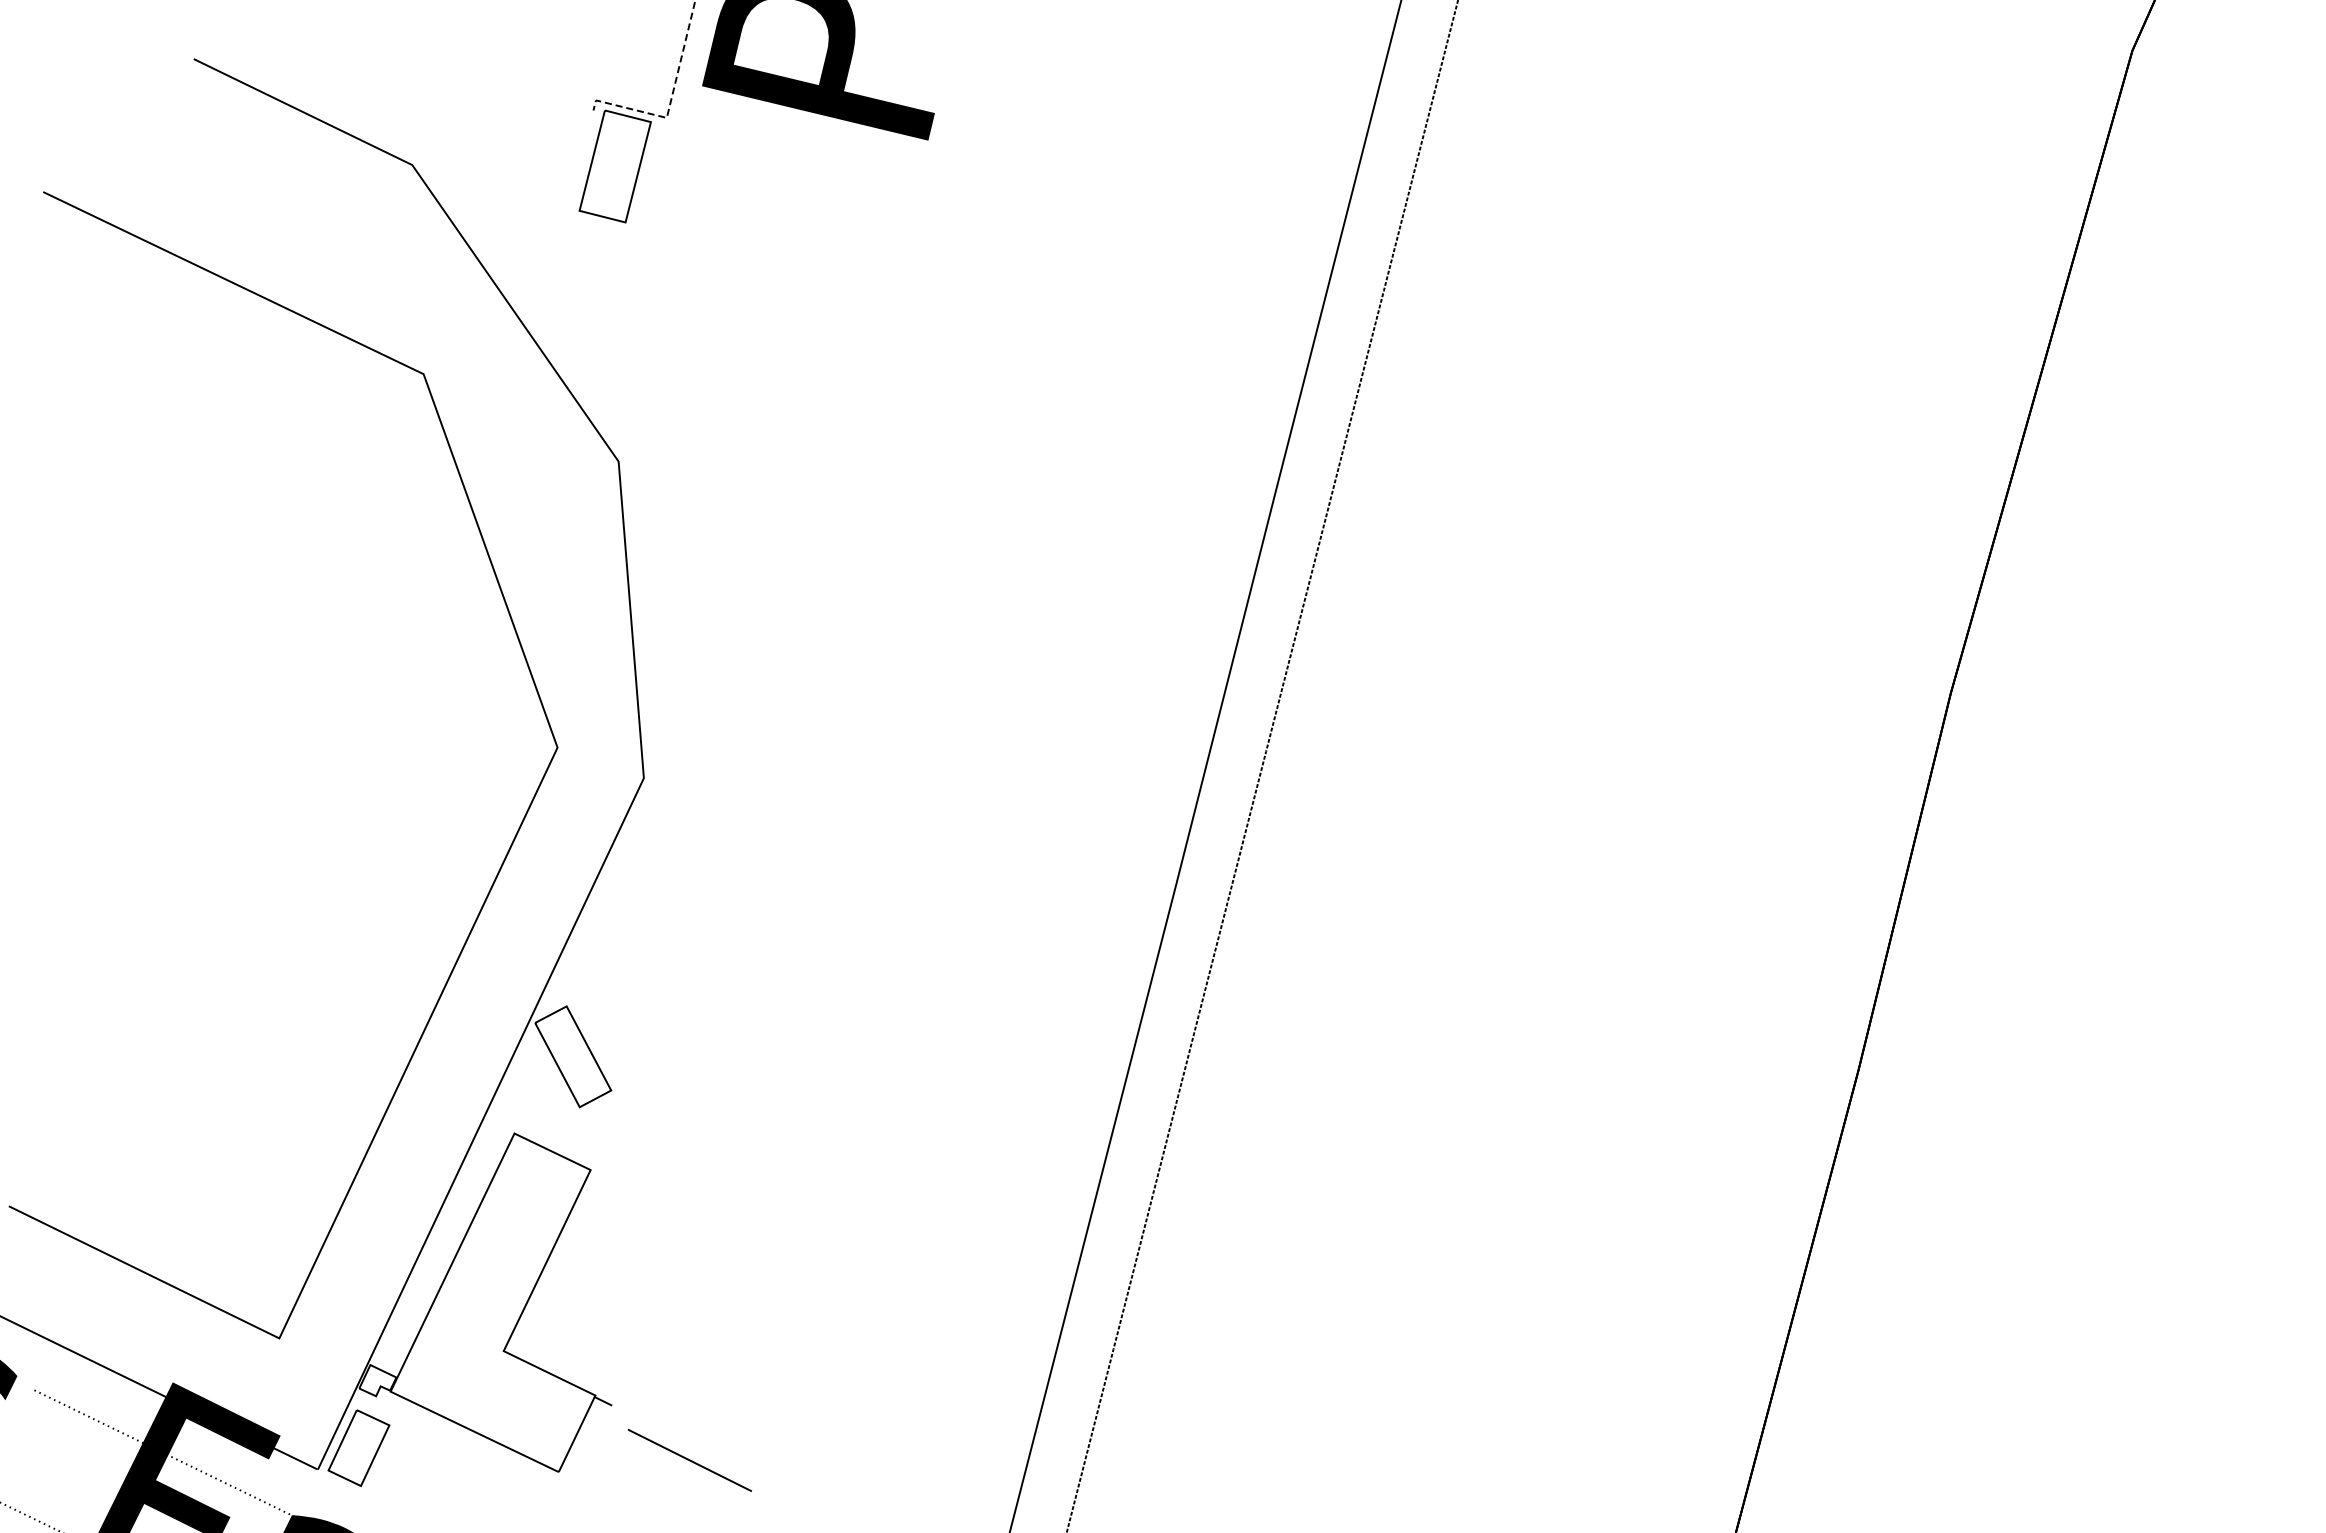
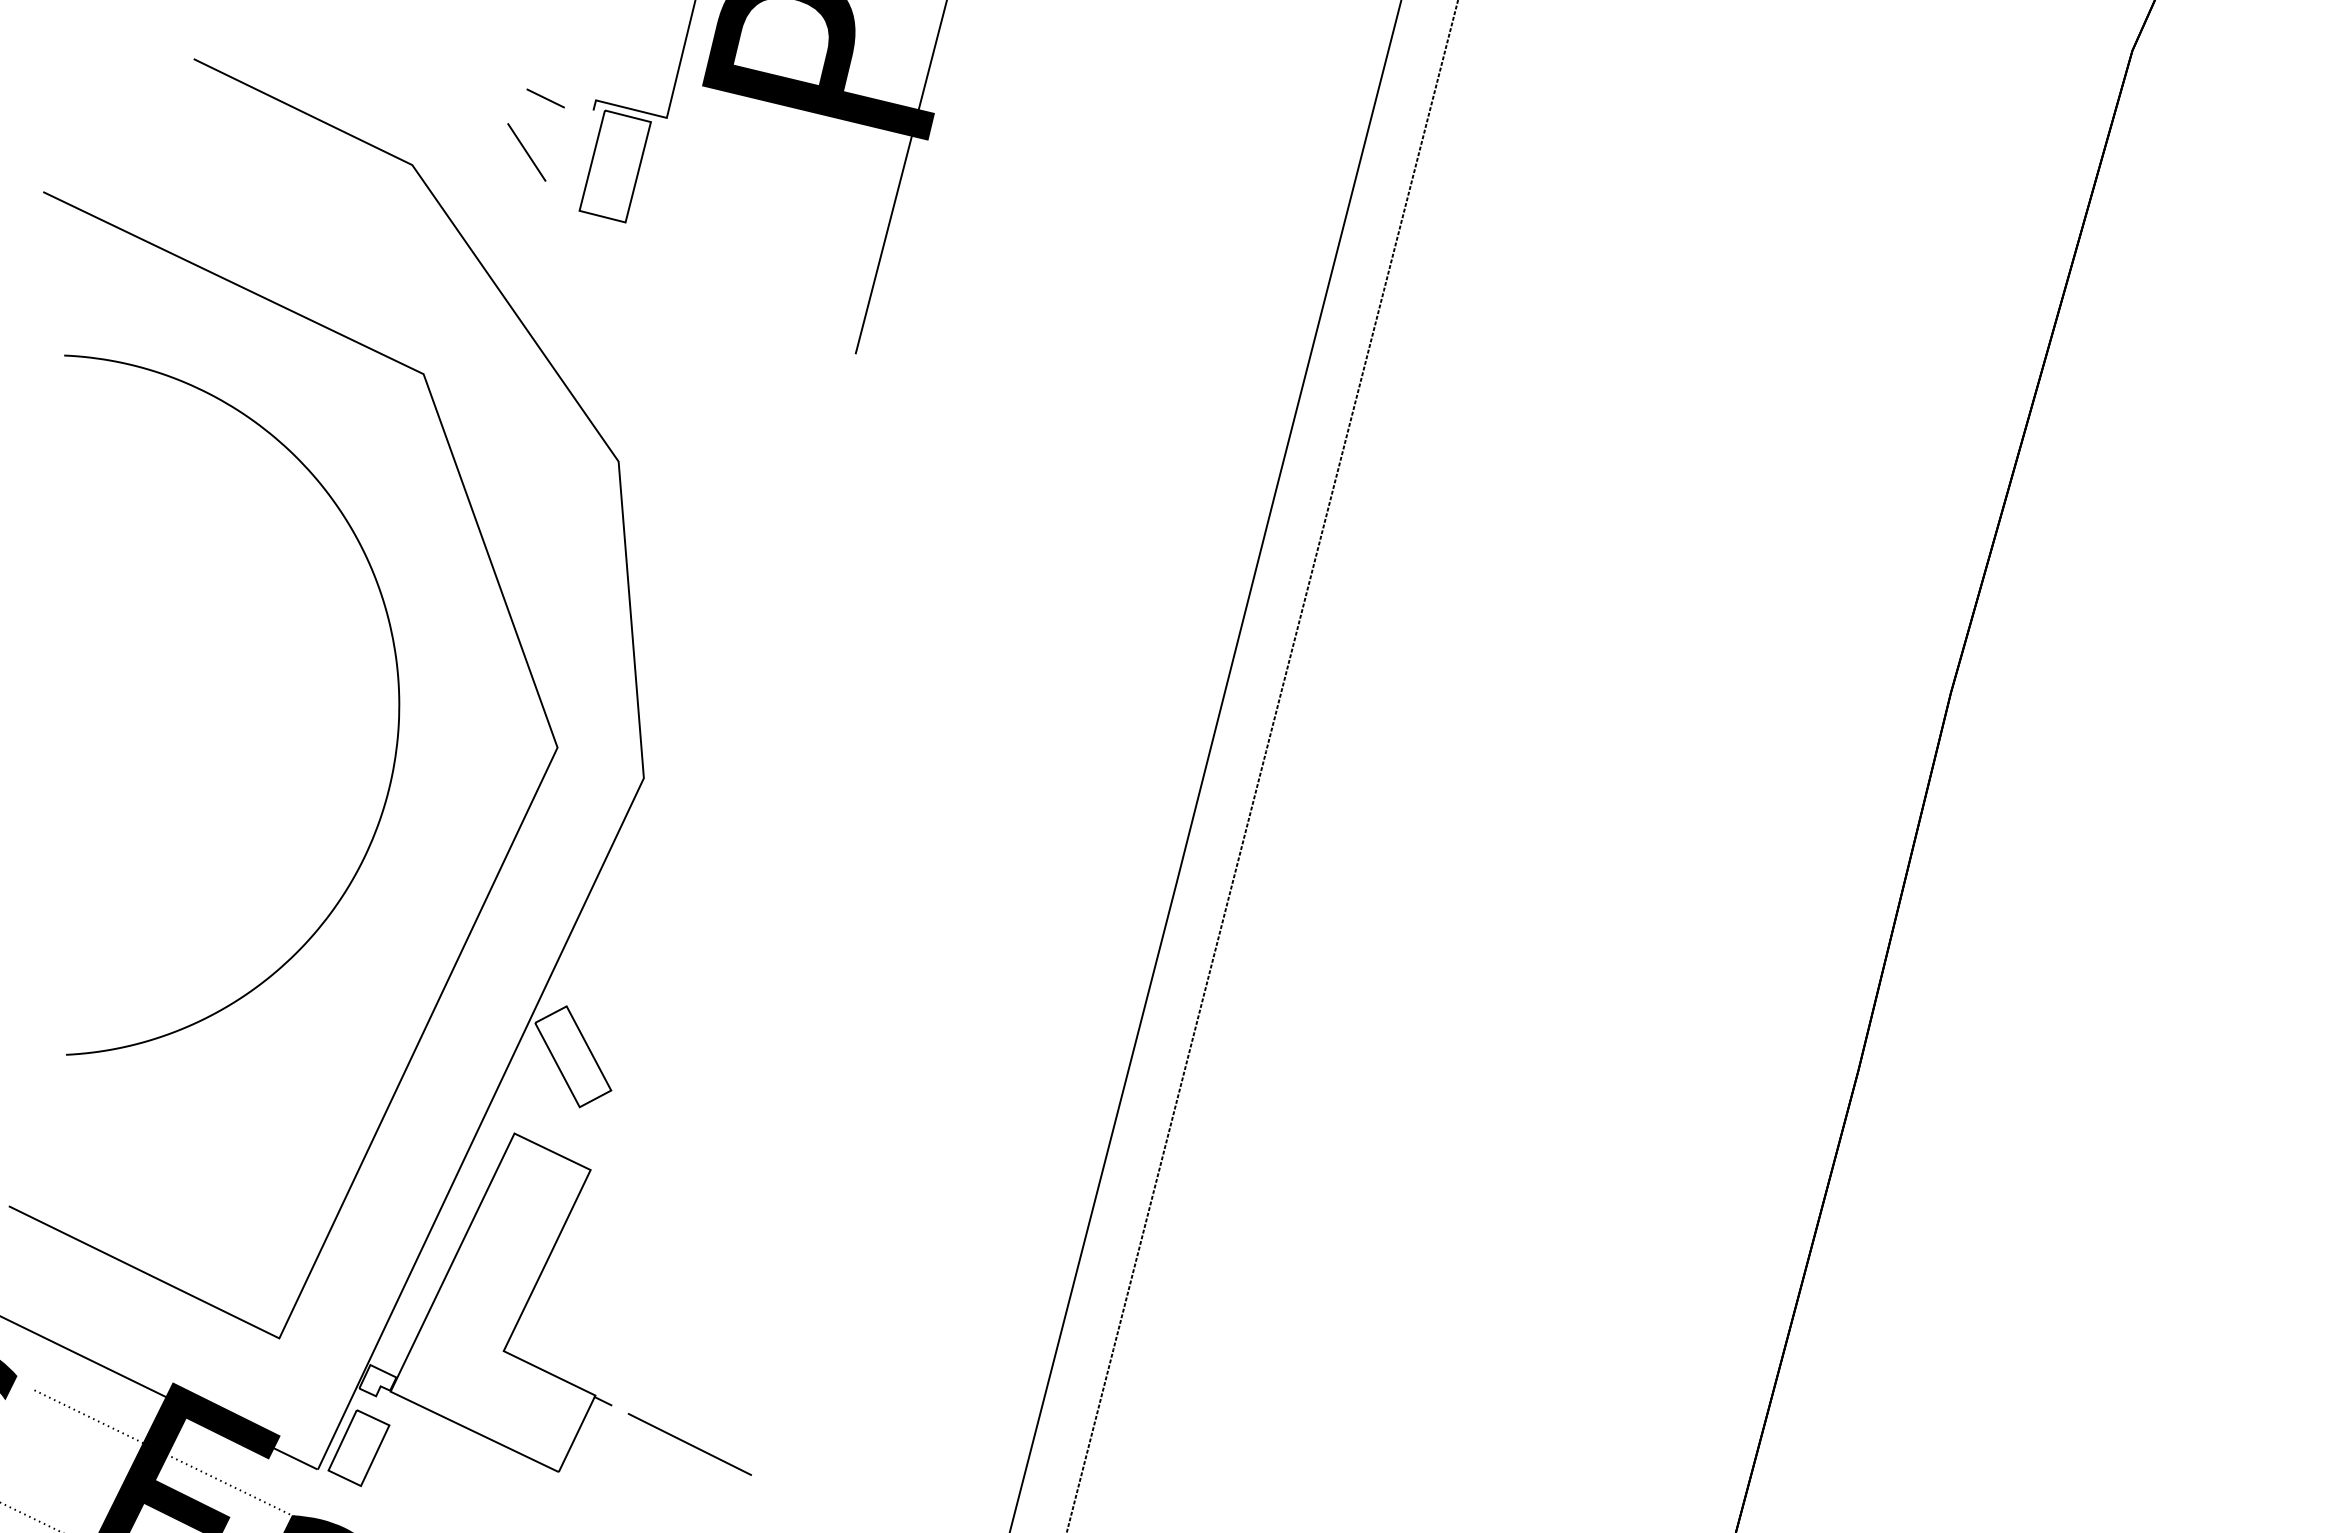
line: none -> present (545, 98)
line: dashed -> solid (670, 101)
line: none -> present (526, 152)
line: none -> present (900, 177)
curve: none -> present (397, 686)
line position: (689, 1460) -> (689, 1444) (689, 1444)
